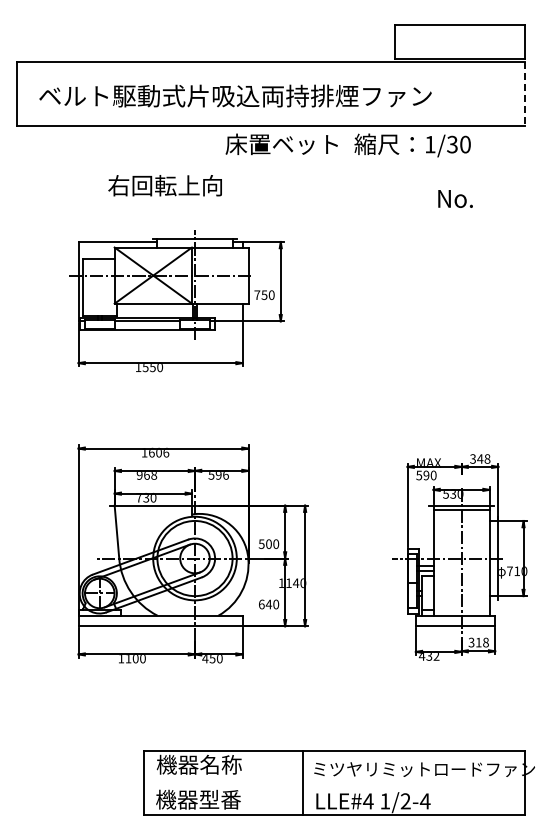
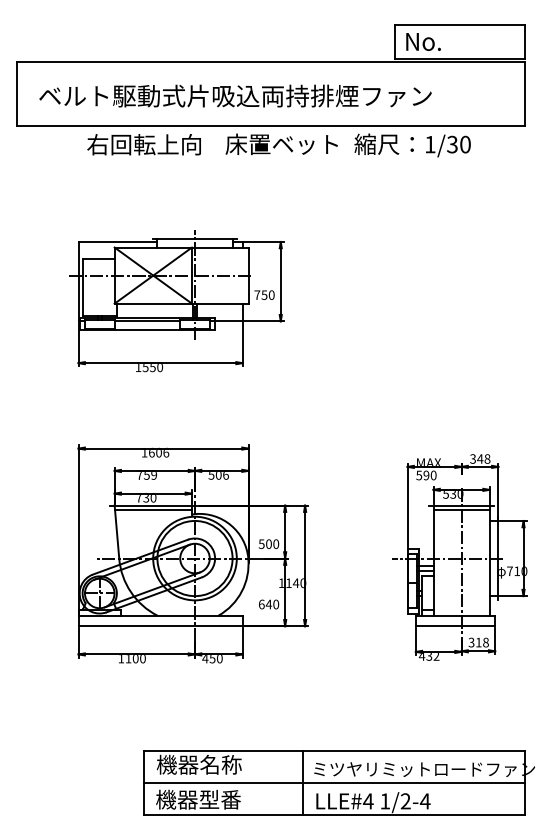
line: dashed -> solid (524, 94)
text position: (164, 185) -> (143, 144) (143, 144)
text position: (455, 198) -> (423, 41) (423, 41)
text: 968 -> 759 (146, 475)
text: 596 -> 506 (218, 475)
line: none -> present (153, 509)
line: none -> present (333, 783)
